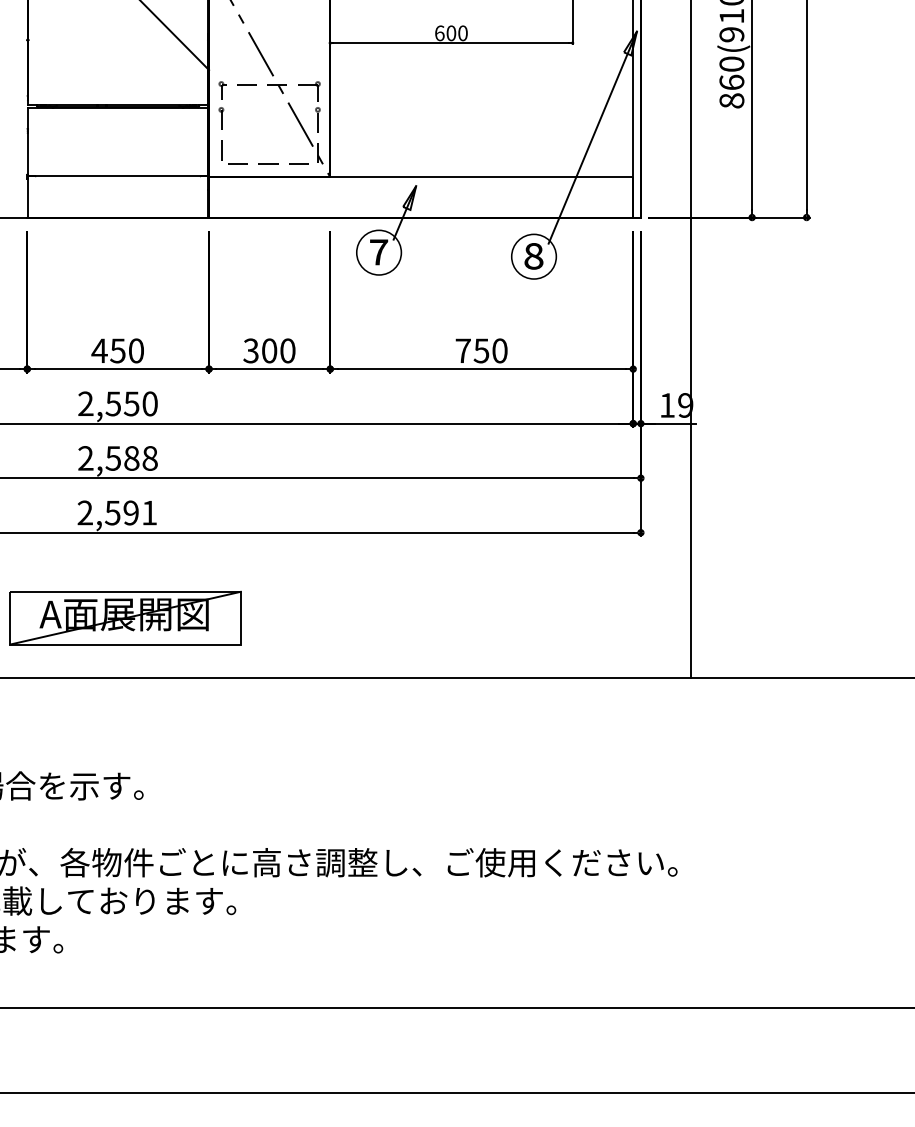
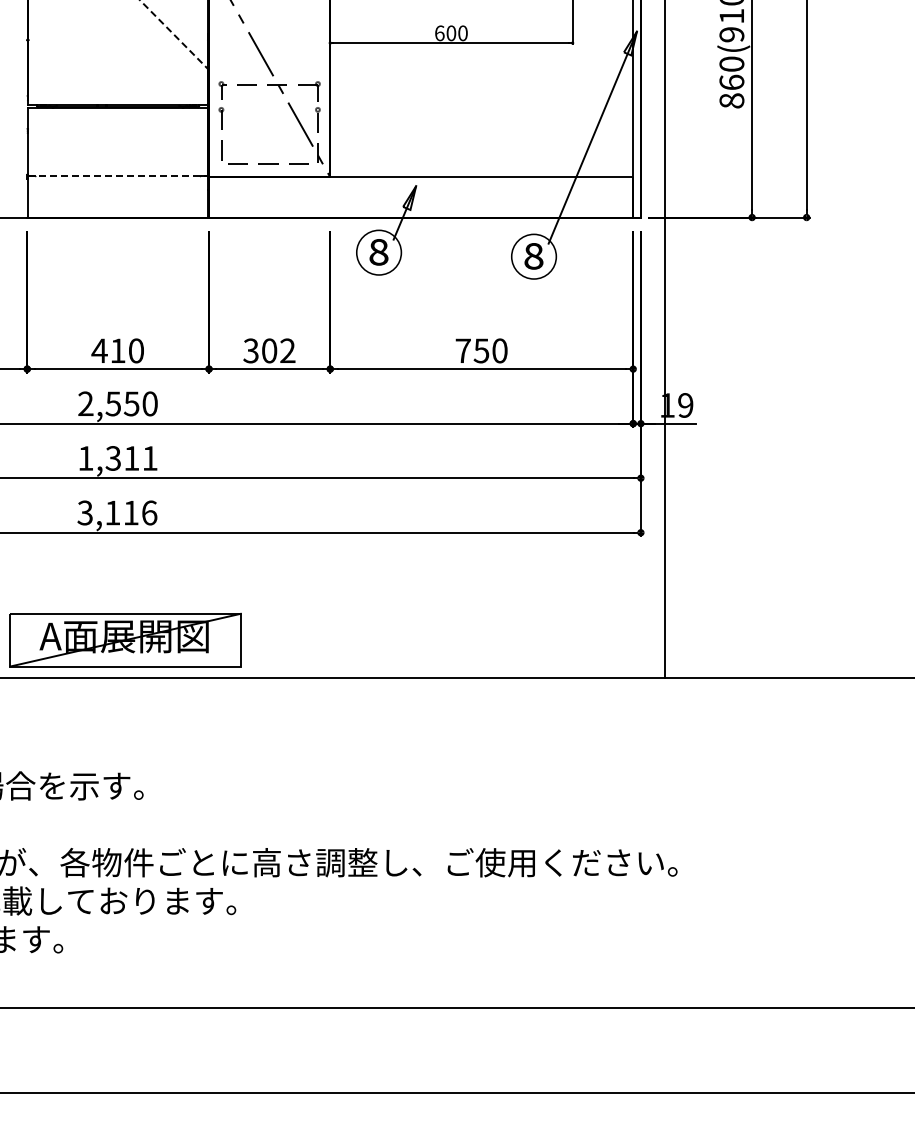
line: solid -> dashed (174, 35)
line: solid -> dashed (118, 175)
text: ⑦ -> ⑧ (378, 252)
line position: (690, 340) -> (664, 340) (664, 340)
text: 450 -> 410 (117, 350)
text: 300 -> 302 (287, 350)
text: 2,588 -> 1,311 (117, 458)
text: 2,591 -> 3,116 (117, 512)
part position: (125, 617) -> (125, 639) (125, 639)
